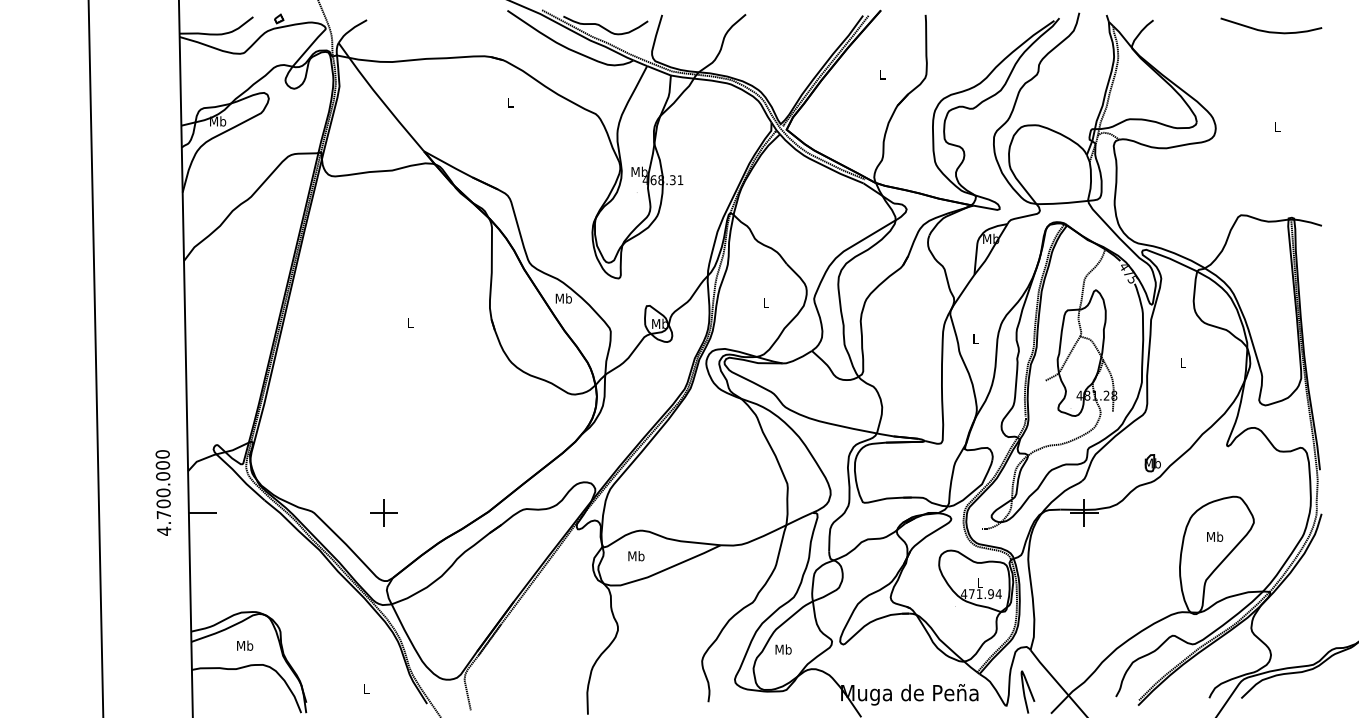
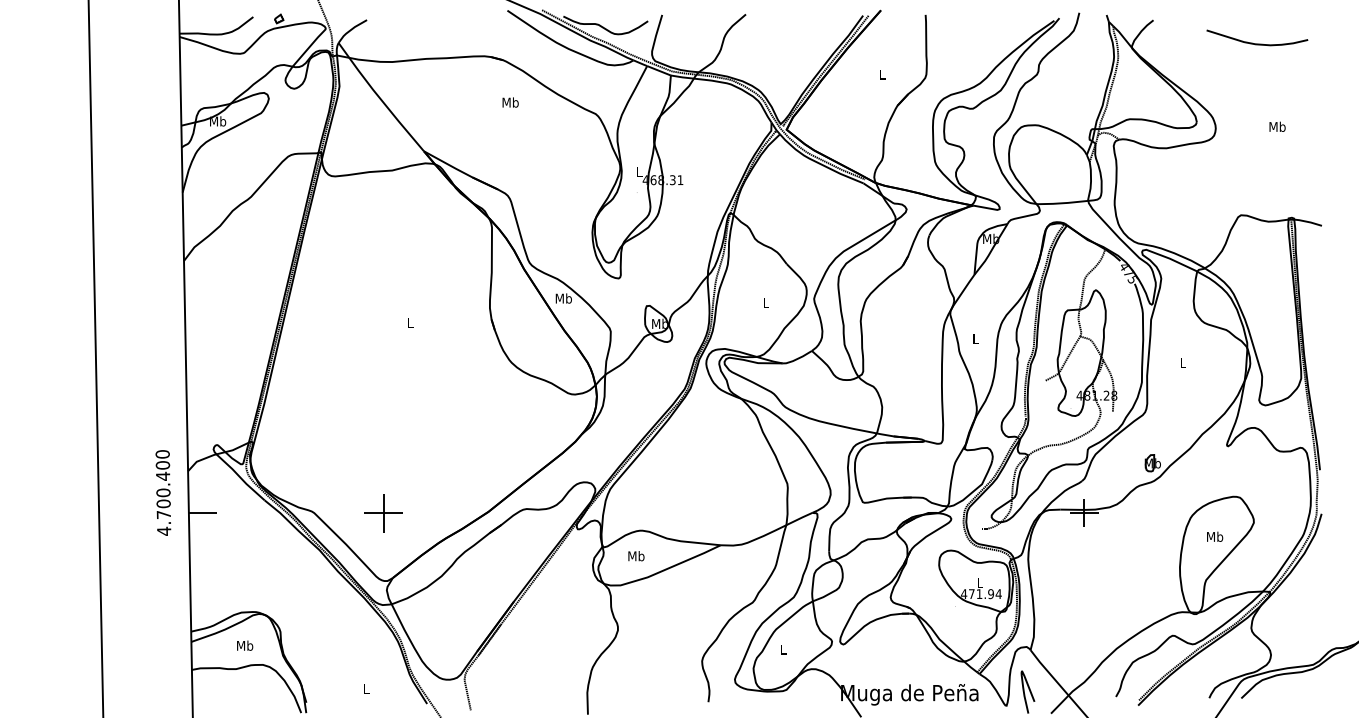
curve position: (1271, 31) -> (1257, 43) (1257, 43)
text: L -> Mb (510, 102)
text: L -> Mb (1277, 126)
text: Mb -> L (639, 171)
text: 4.700.000 -> 4.700.400 (163, 475)
part size: 28x28 px -> 39x39 px (383, 513)
text: Mb -> L (783, 649)
